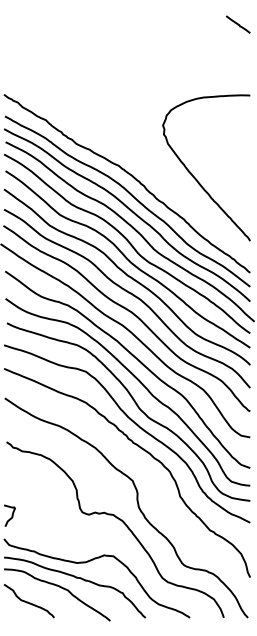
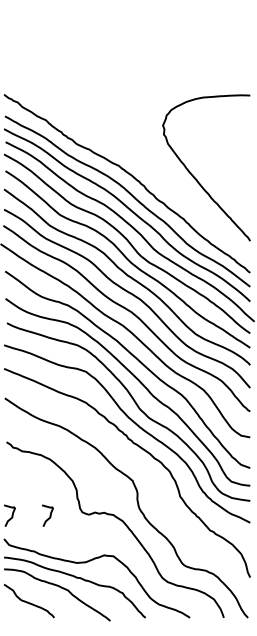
line: present -> none (238, 24)
curve: none -> present (49, 515)
